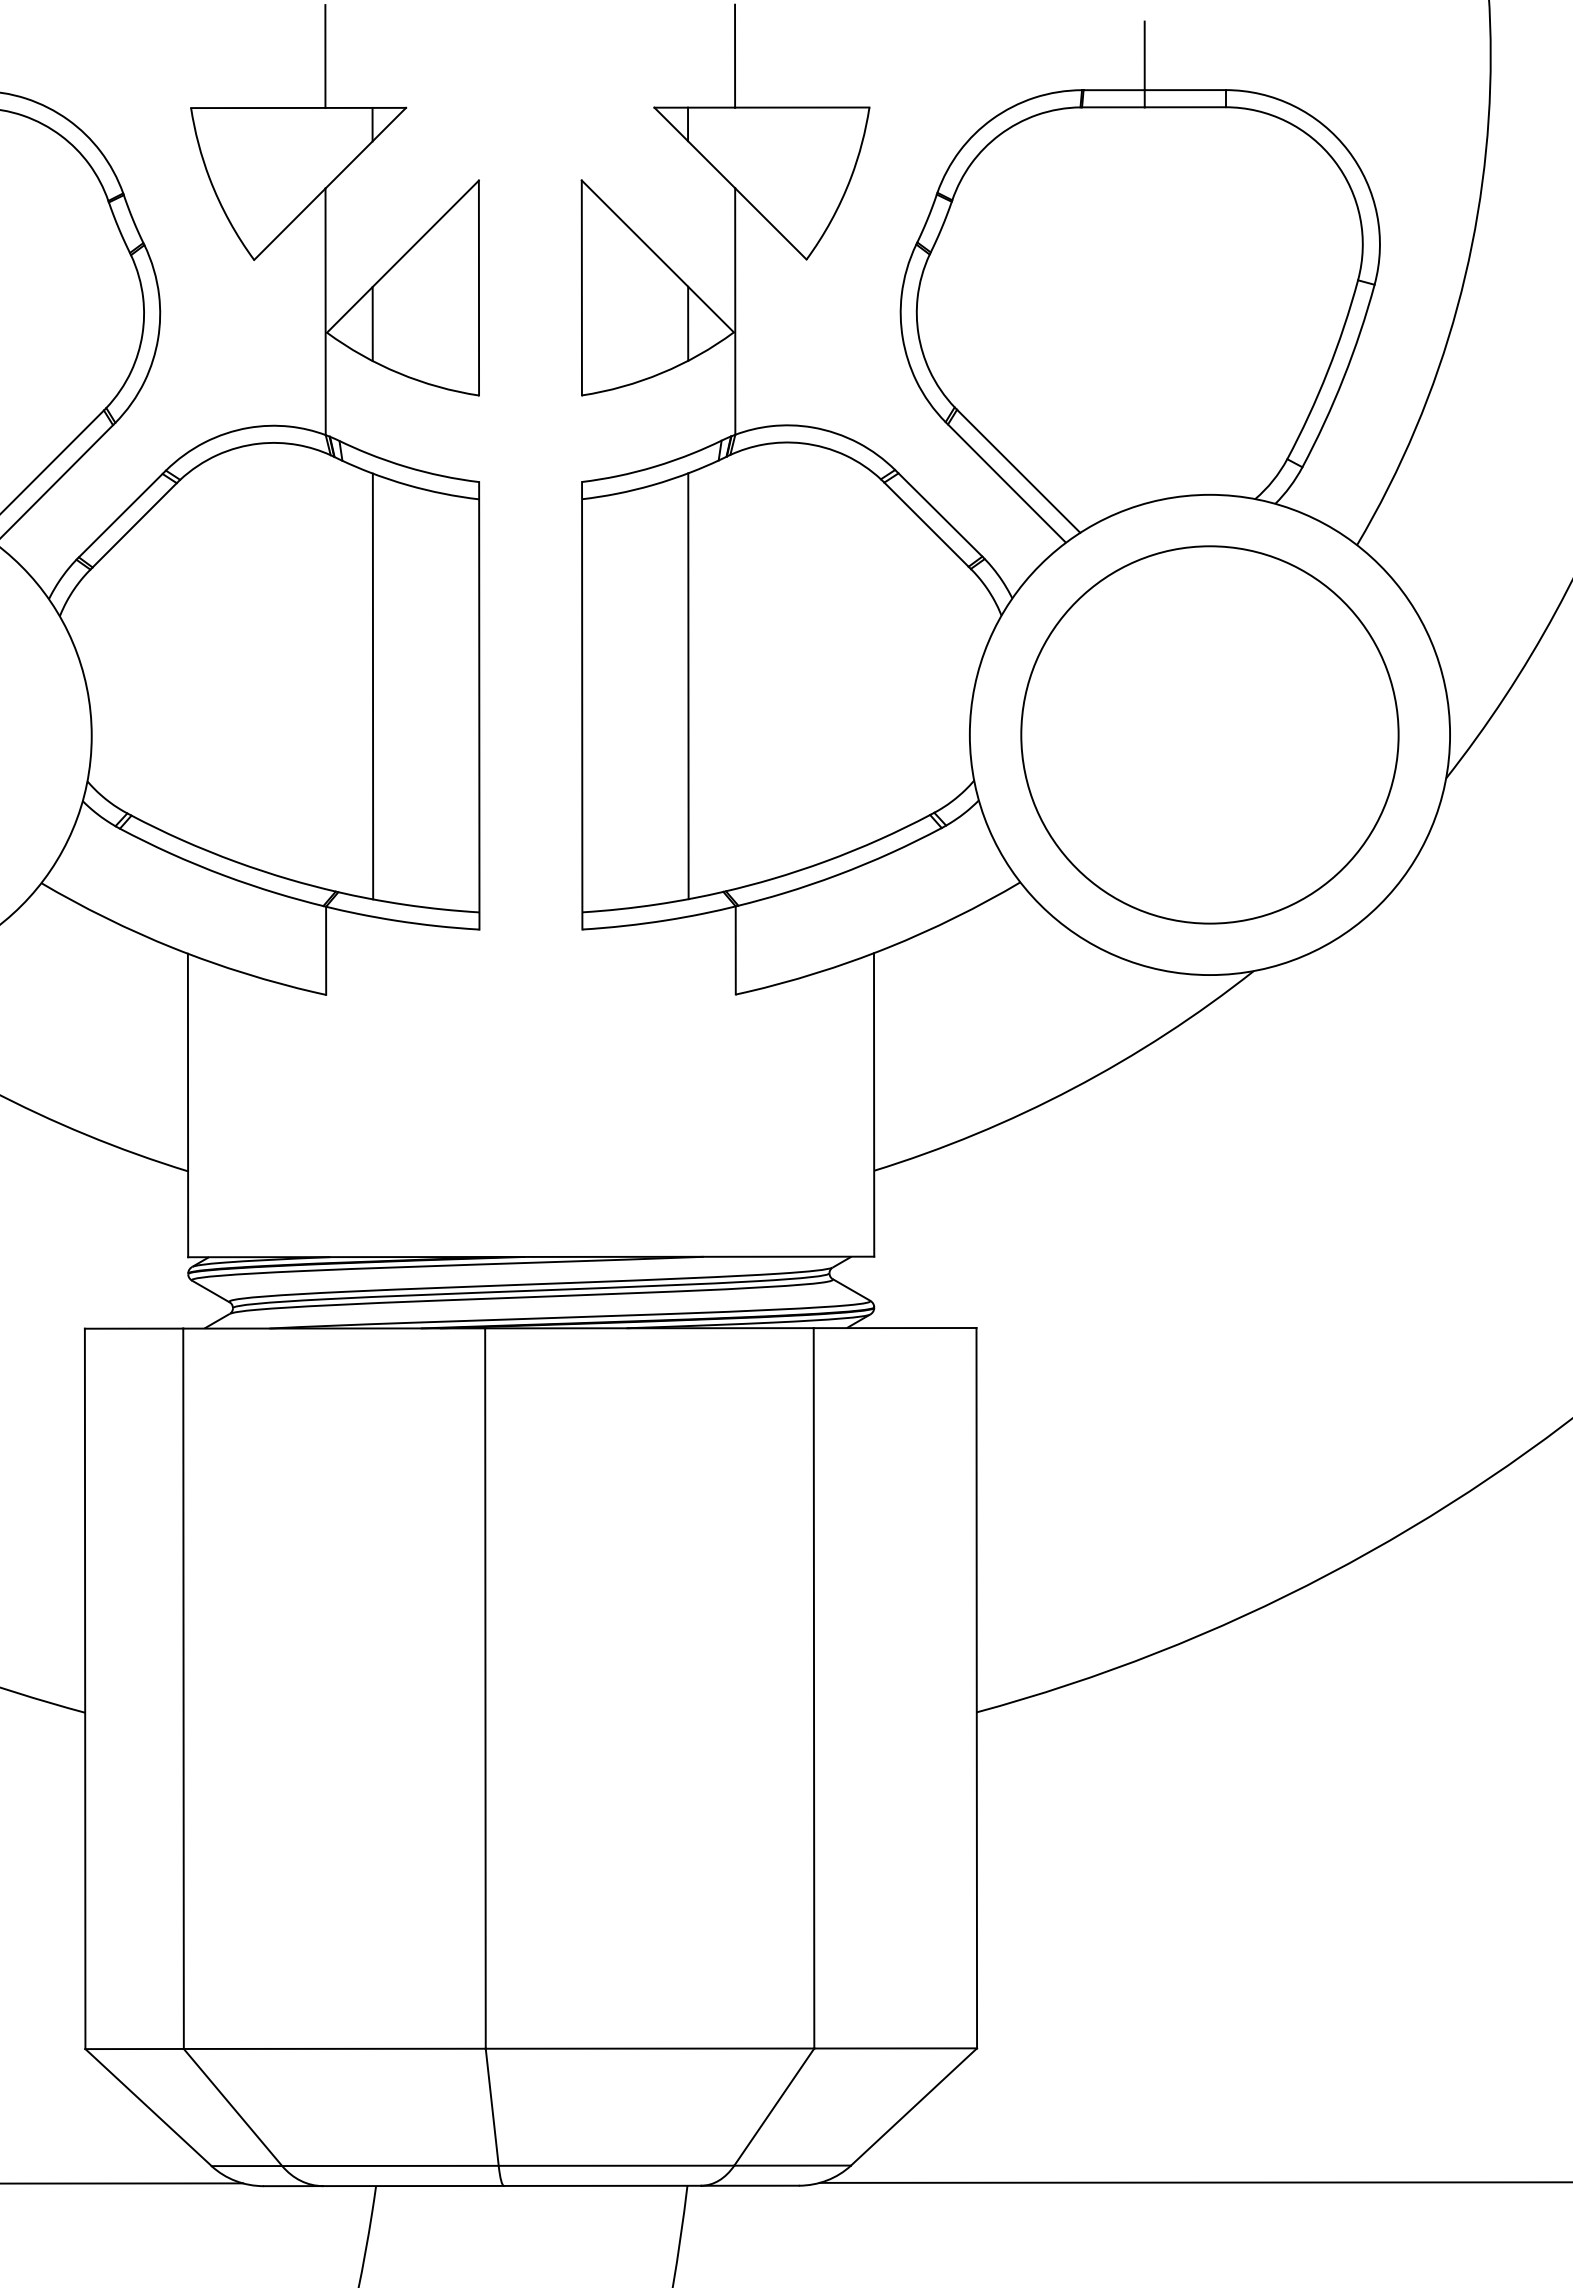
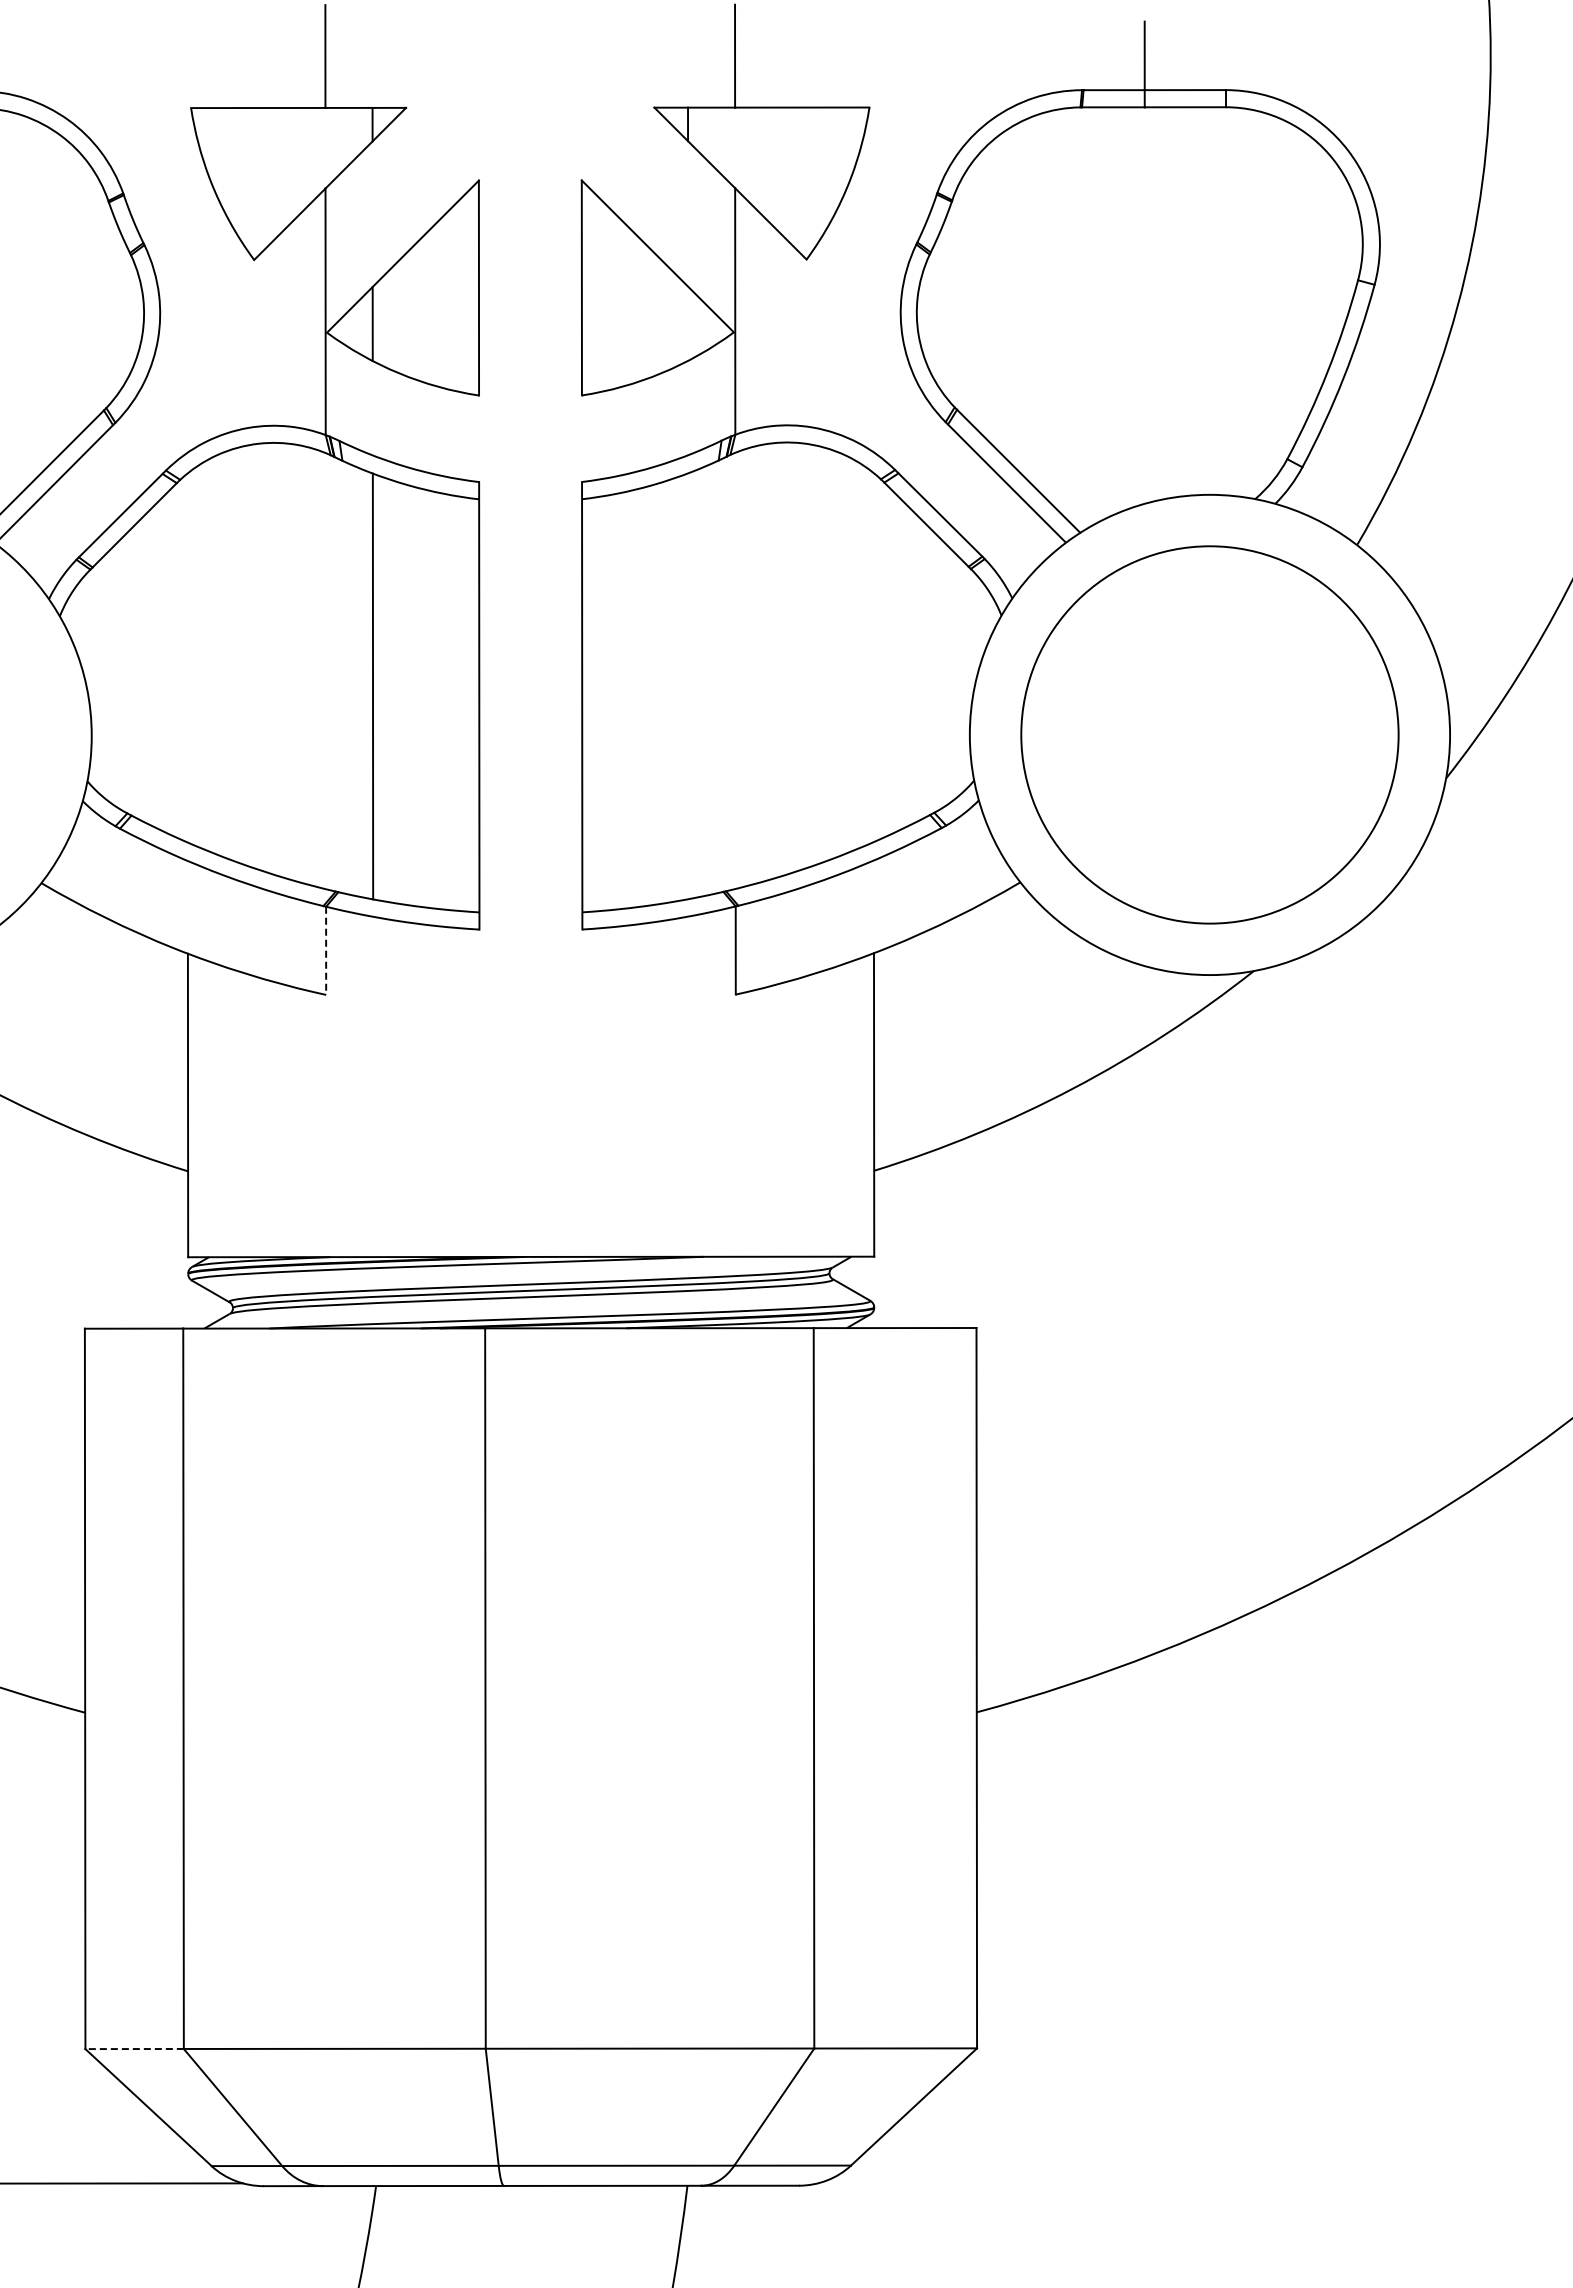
line: present -> none (688, 323)
line: present -> none (688, 686)
line: solid -> dashed (326, 951)
line: solid -> dashed (134, 2049)
line: present -> none (1194, 2182)
